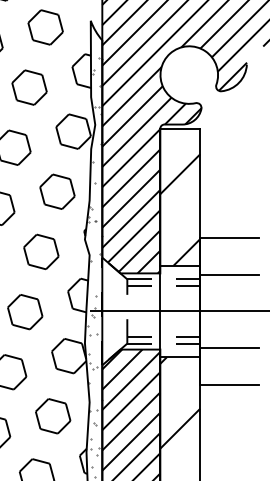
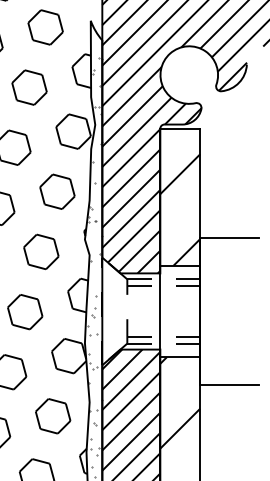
line: present -> none (229, 274)
line: present -> none (178, 311)
line: present -> none (229, 348)
